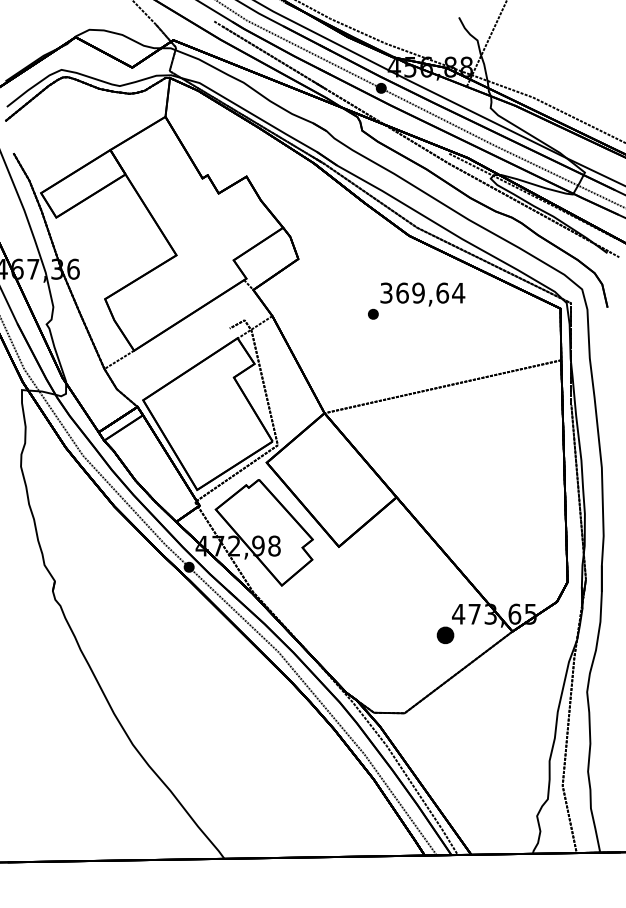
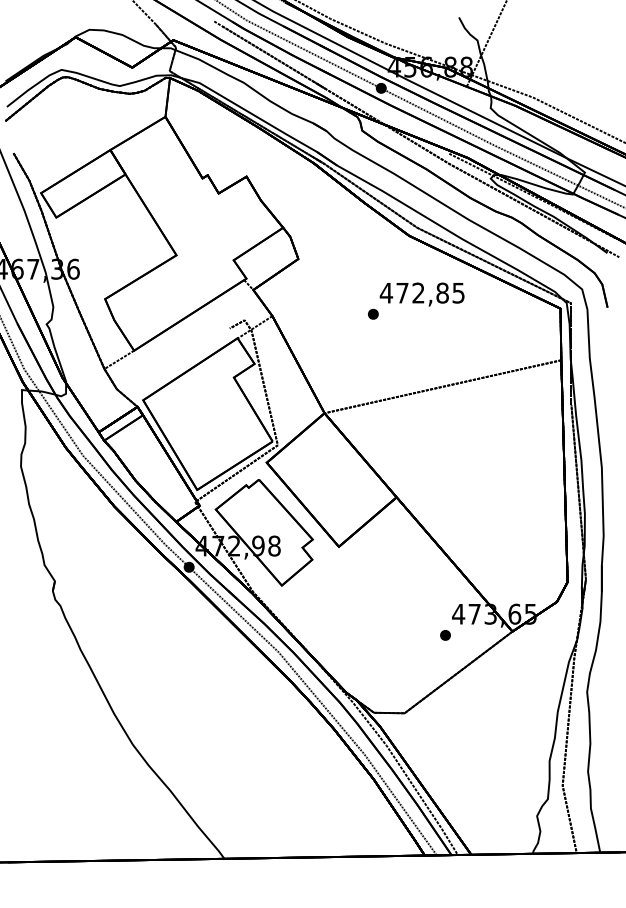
text: 369,64 -> 472,85 (422, 292)
part size: 19x18 px -> 11x11 px (445, 635)
